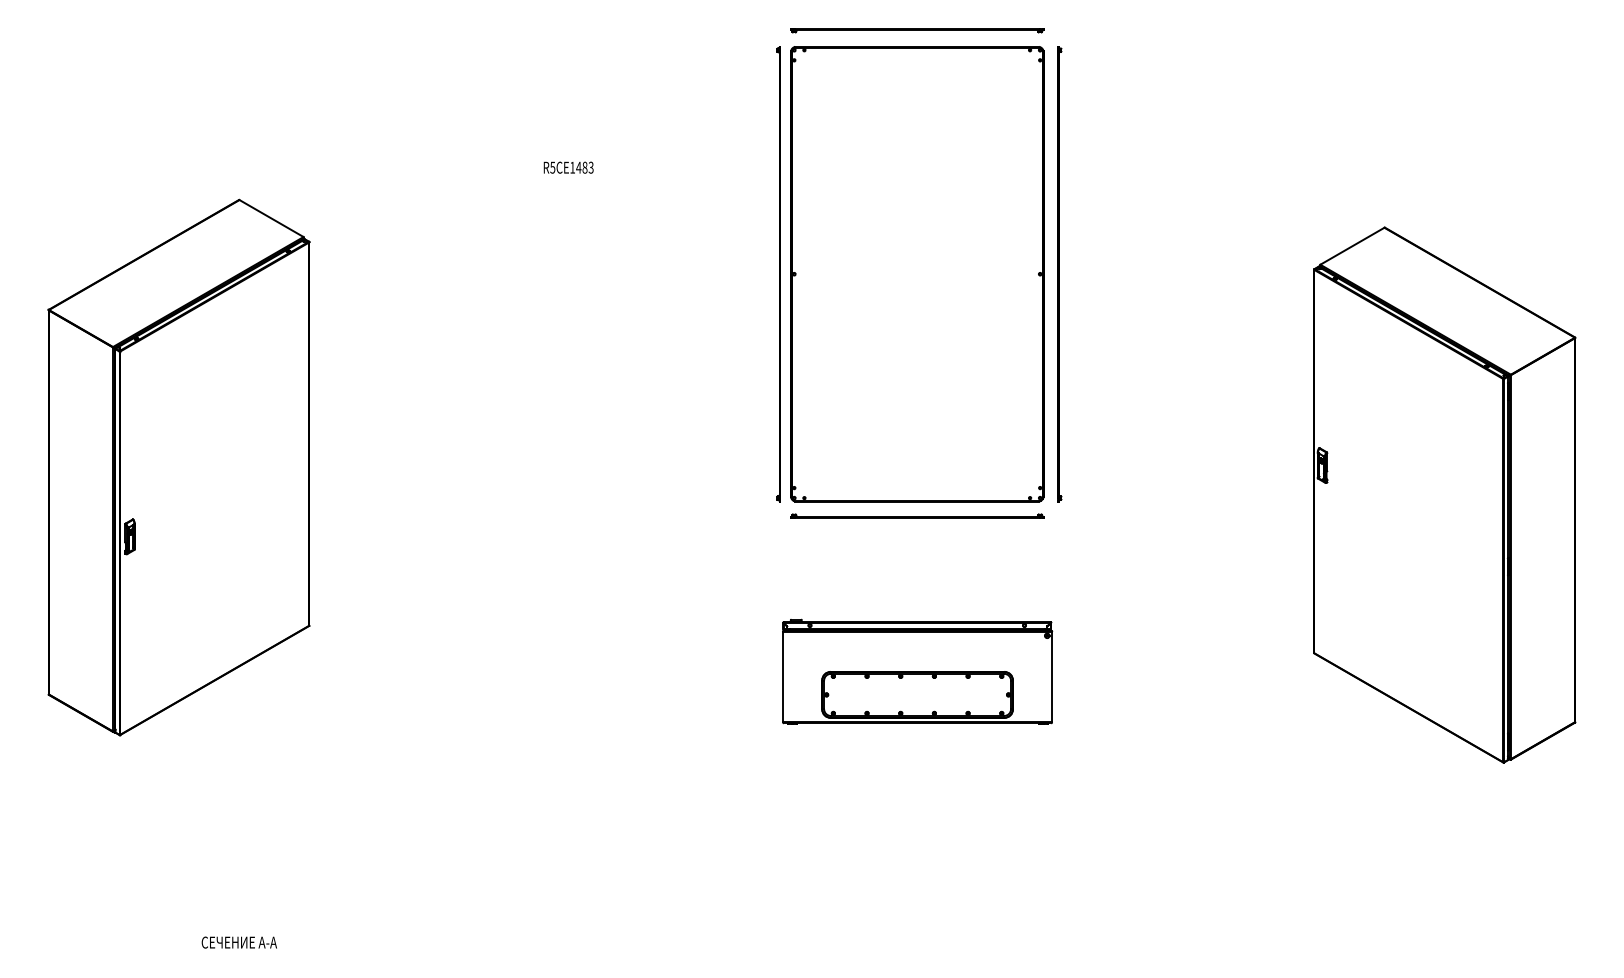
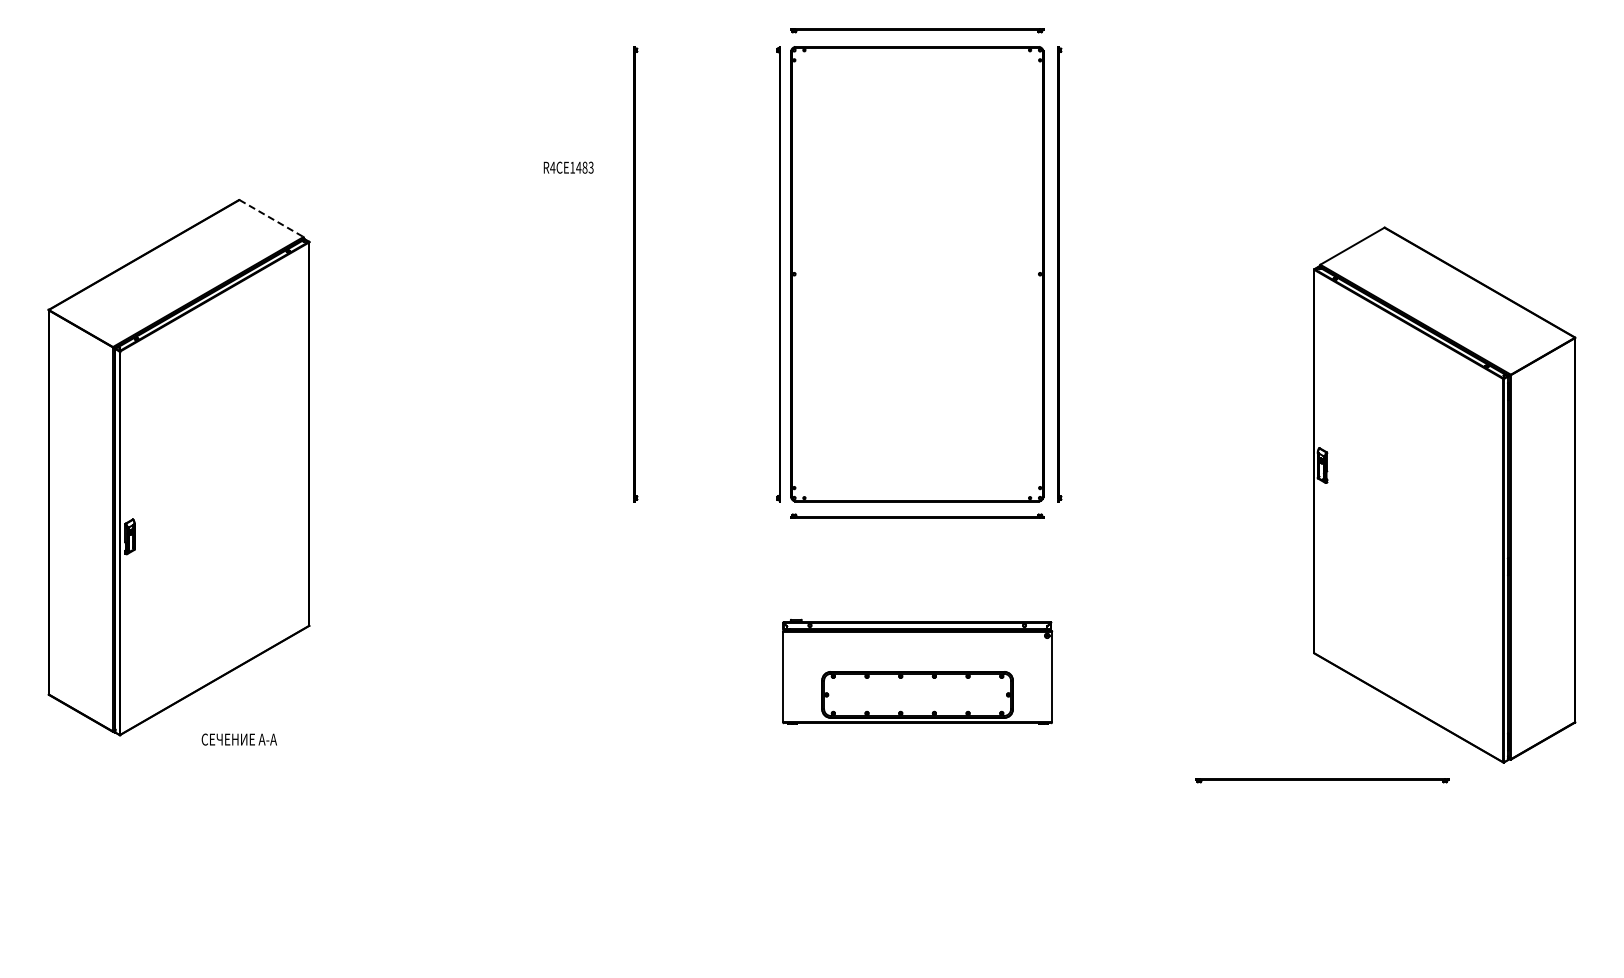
text: R5CE1483 -> R4CE1483 (552, 167)
line: solid -> dashed (271, 218)
part: none -> present (635, 274)
part: none -> present (1322, 780)
text position: (238, 942) -> (238, 739) (238, 739)
